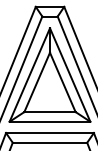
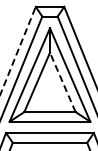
line: solid -> dashed (18, 50)
line: solid -> dashed (62, 81)
